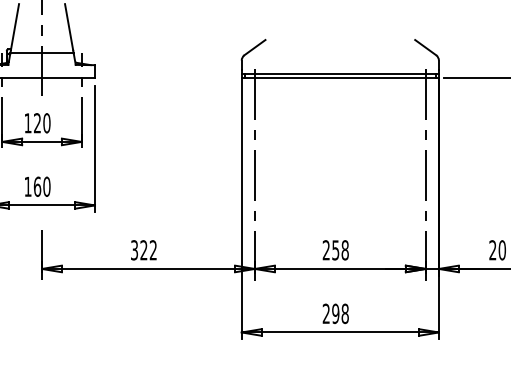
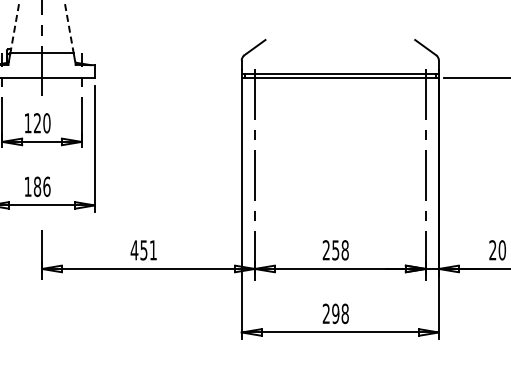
line: solid -> dashed (14, 27)
line: solid -> dashed (69, 27)
text: 160 -> 186 (41, 186)
text: 322 -> 451 (143, 250)
